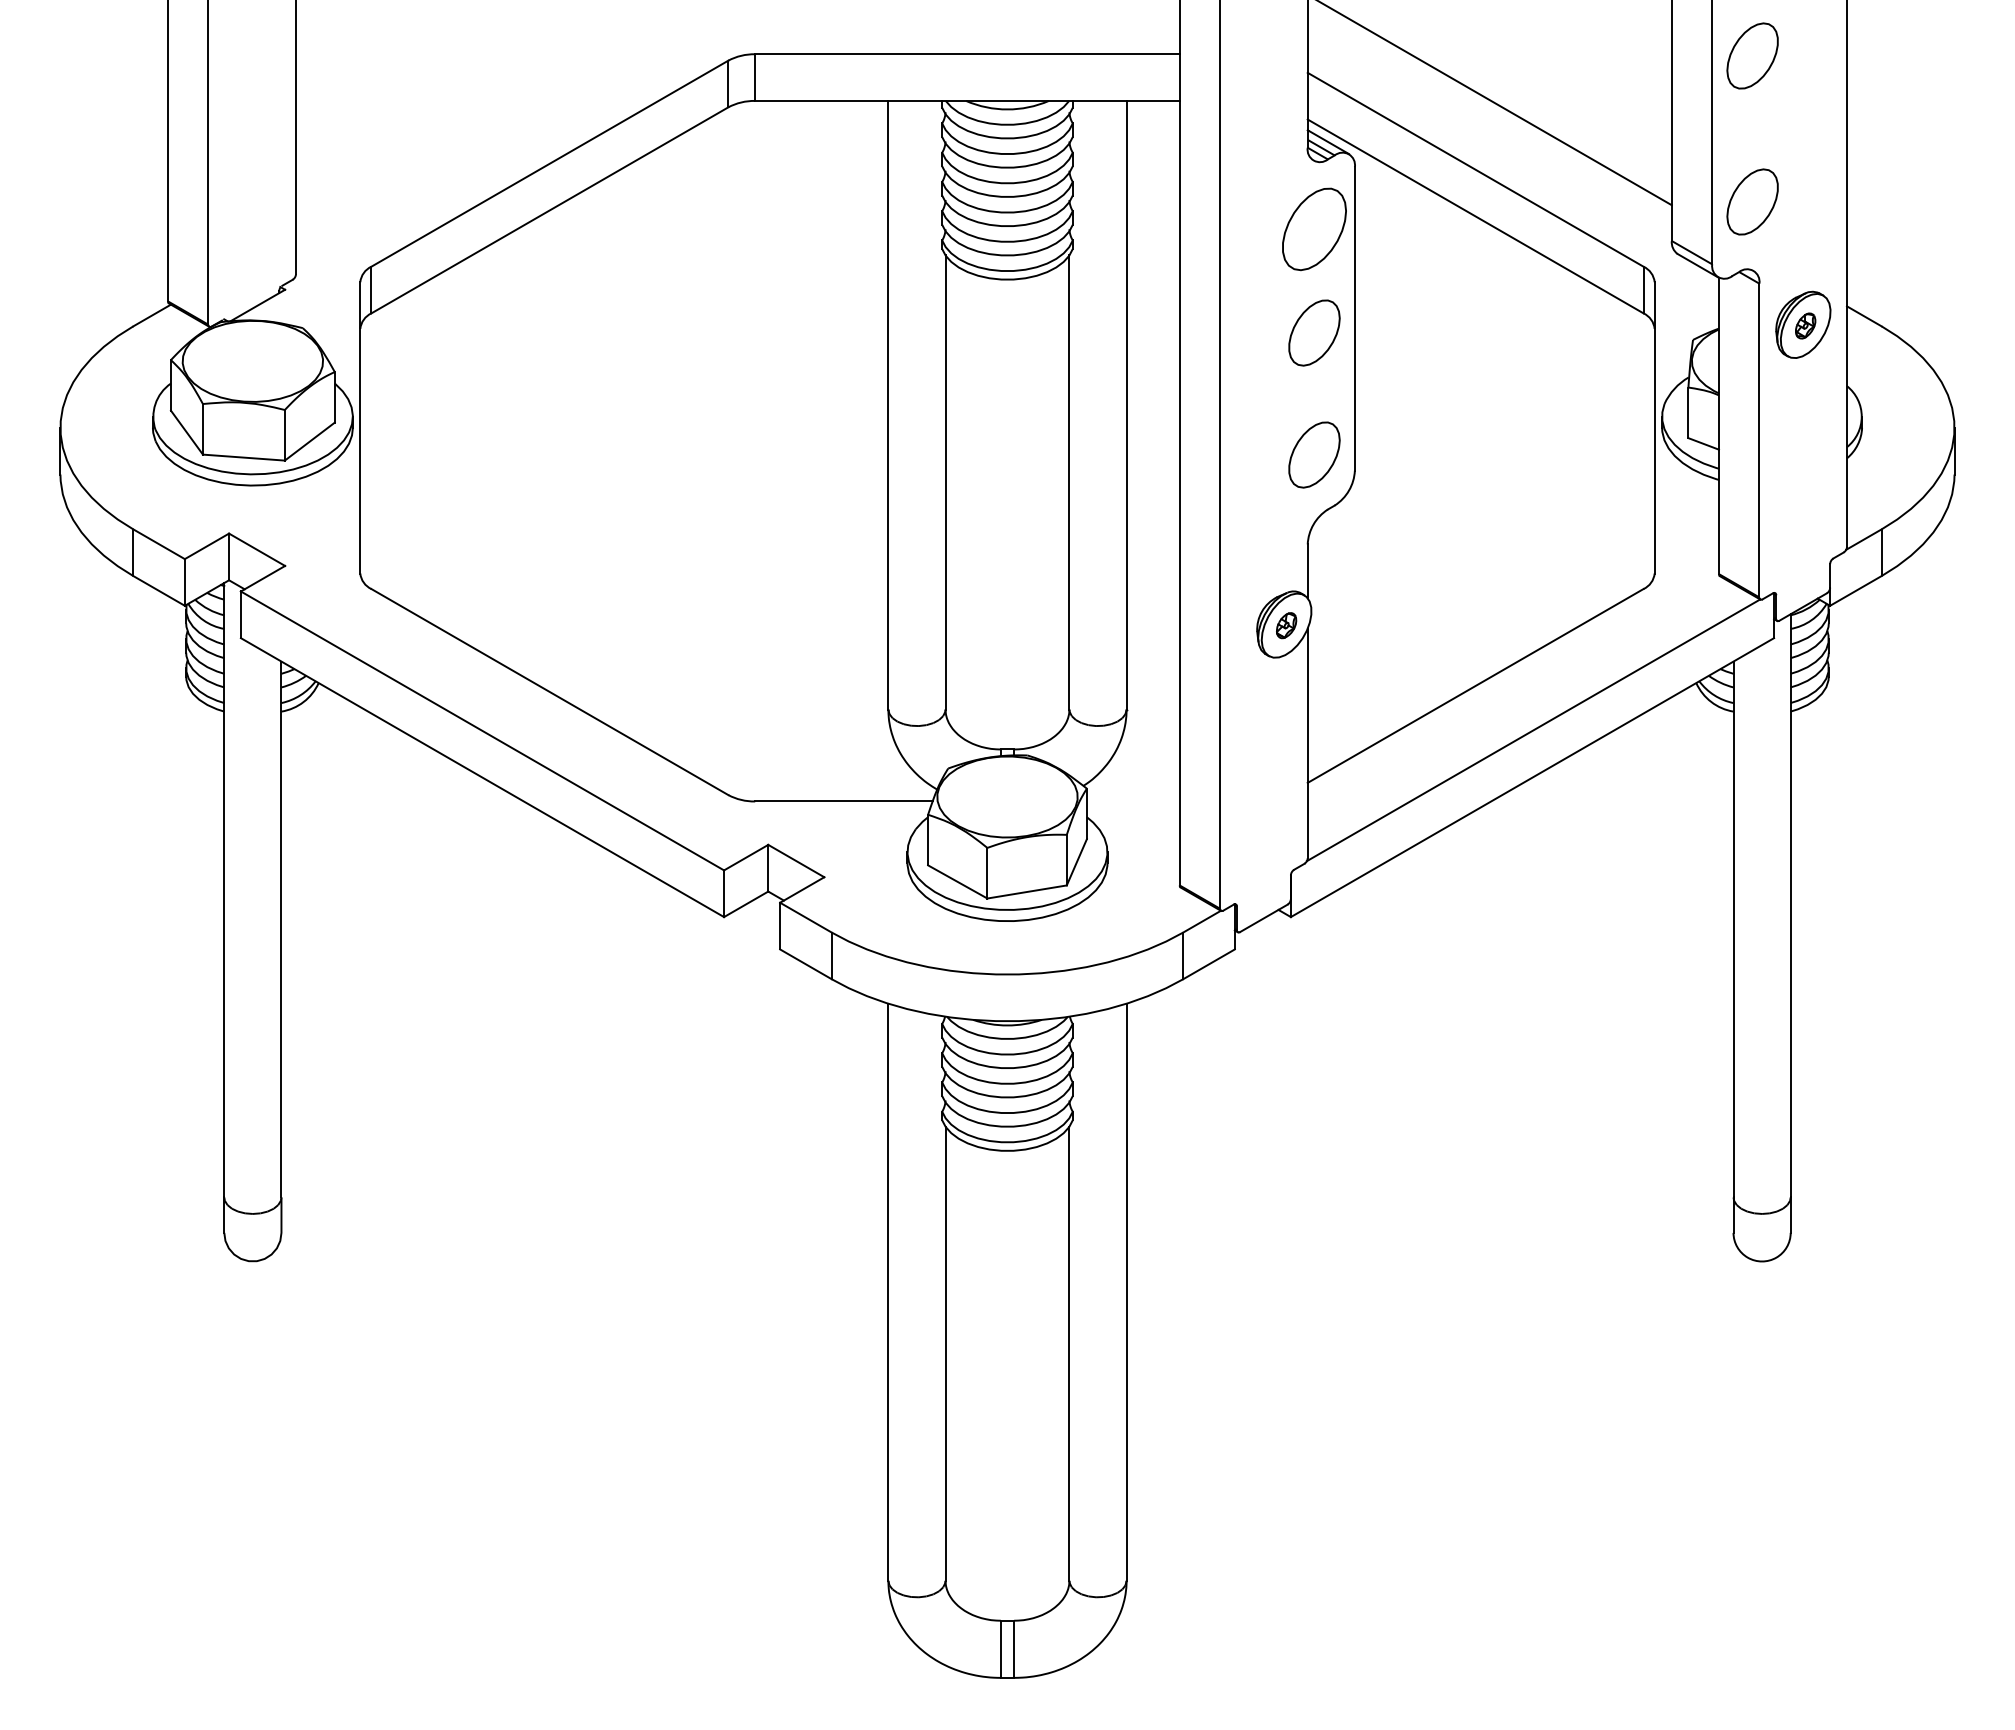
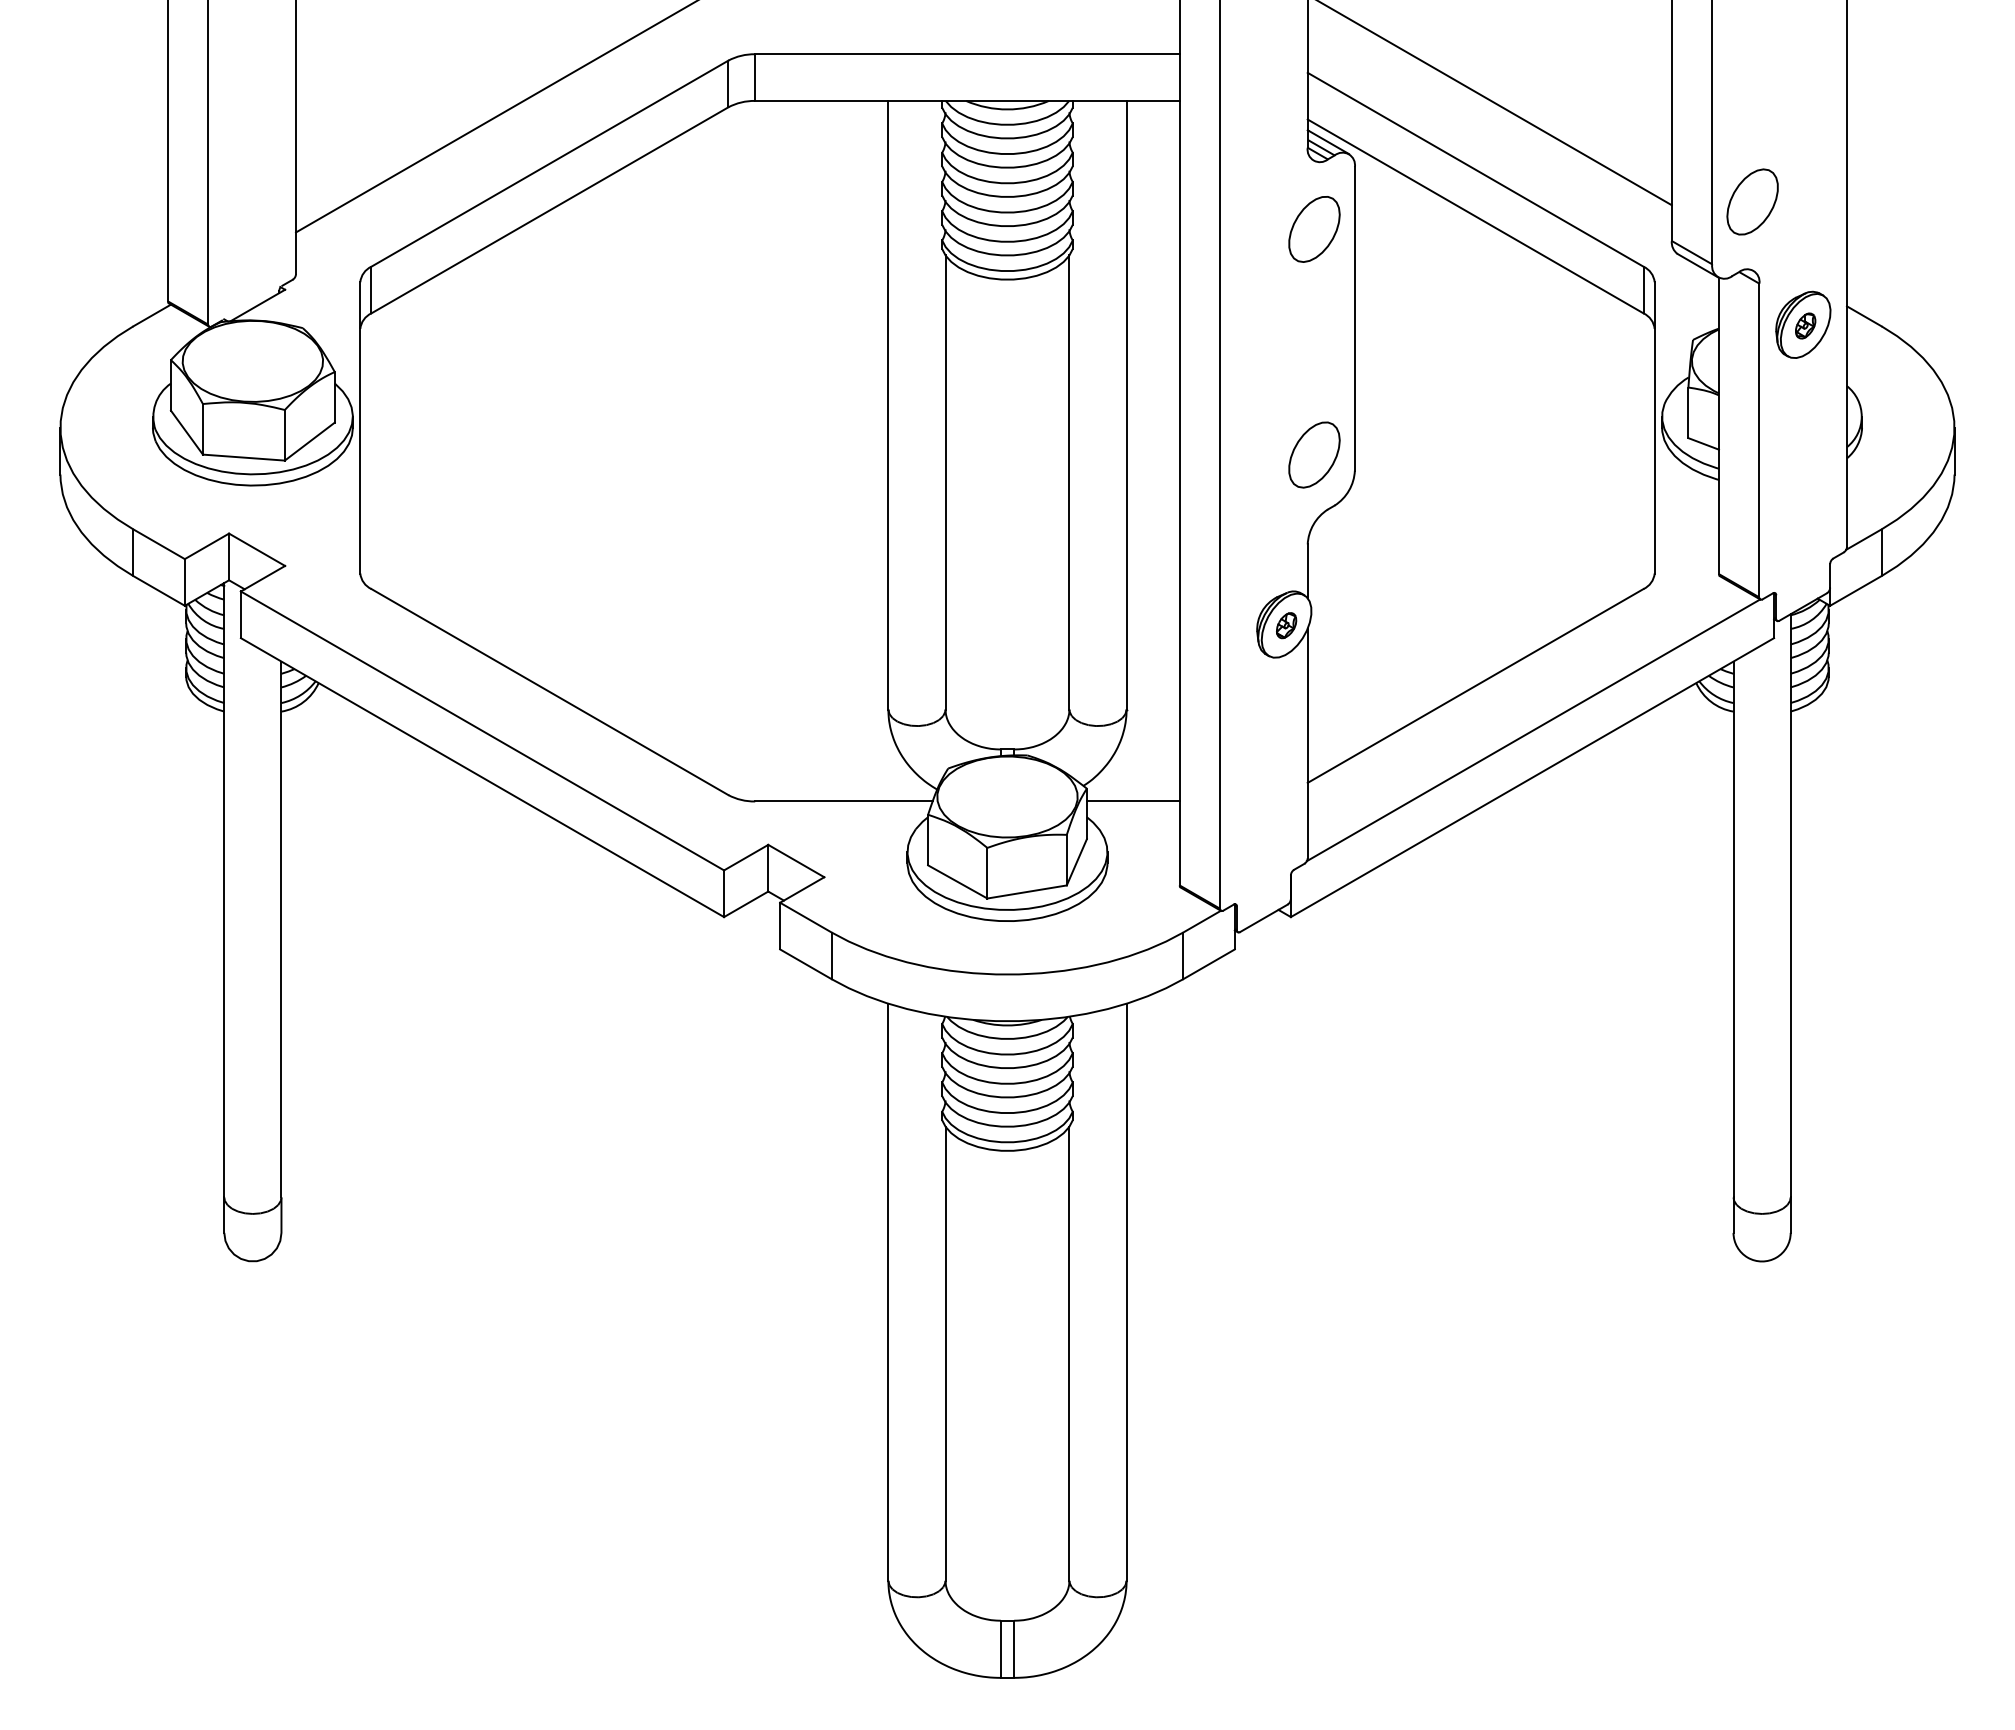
part: present -> none (1752, 55)
line: none -> present (495, 117)
part size: 65x85 px -> 53x67 px (1314, 229)
part: present -> none (1314, 332)
line: none -> present (1132, 801)
